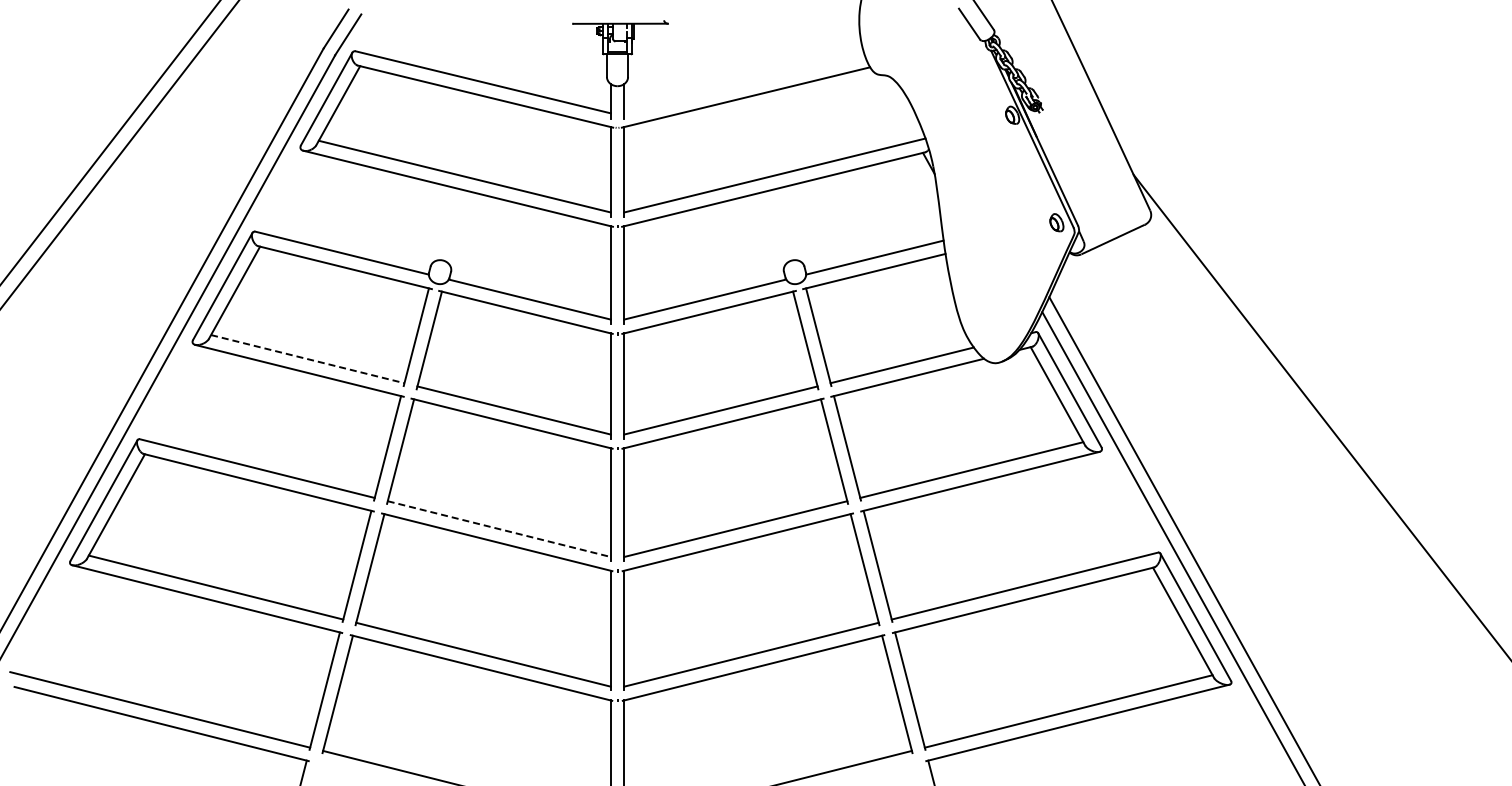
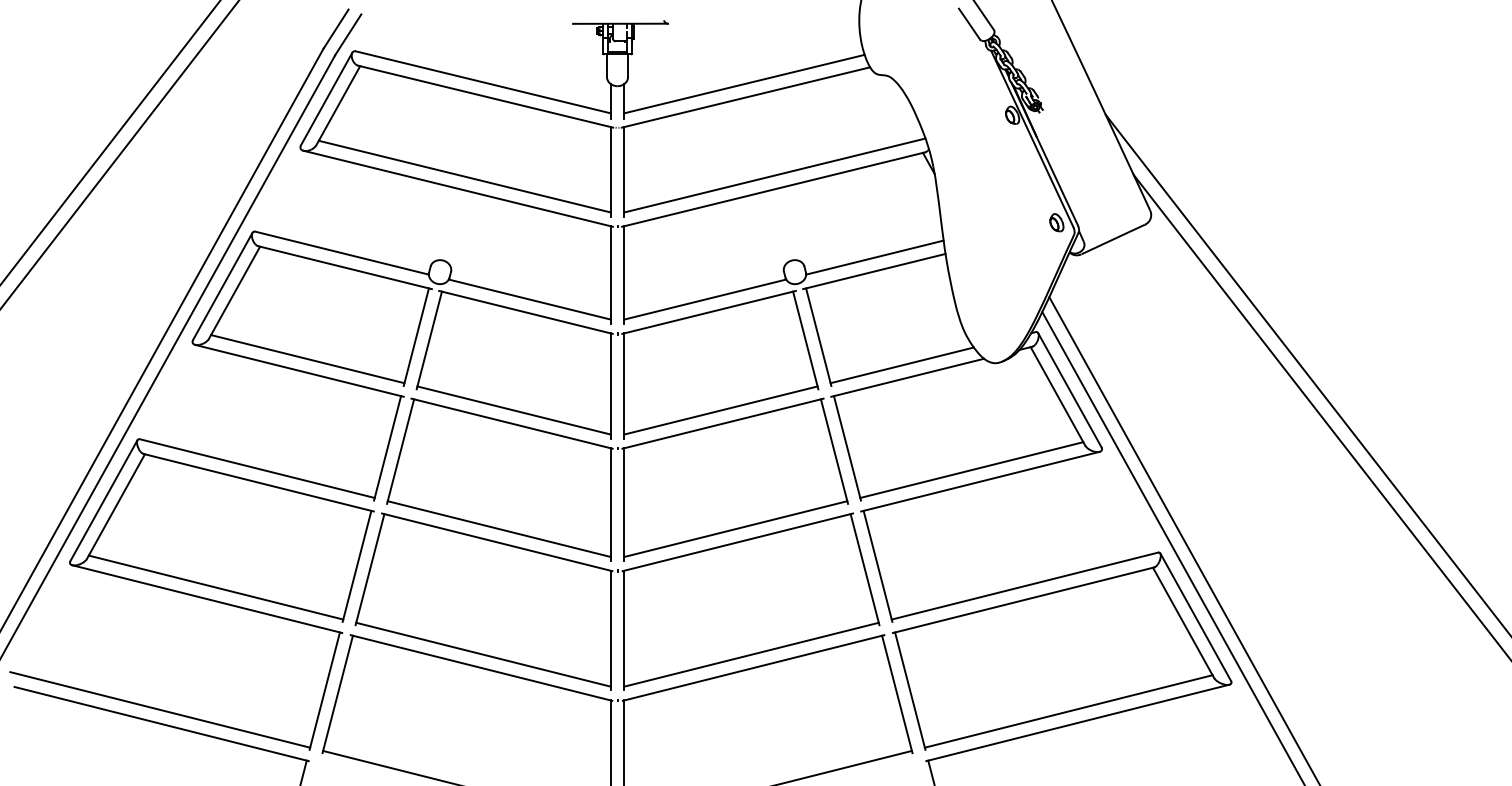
line: none -> present (744, 83)
line: dashed -> solid (307, 359)
line: none -> present (1306, 373)
line: dashed -> solid (499, 529)
